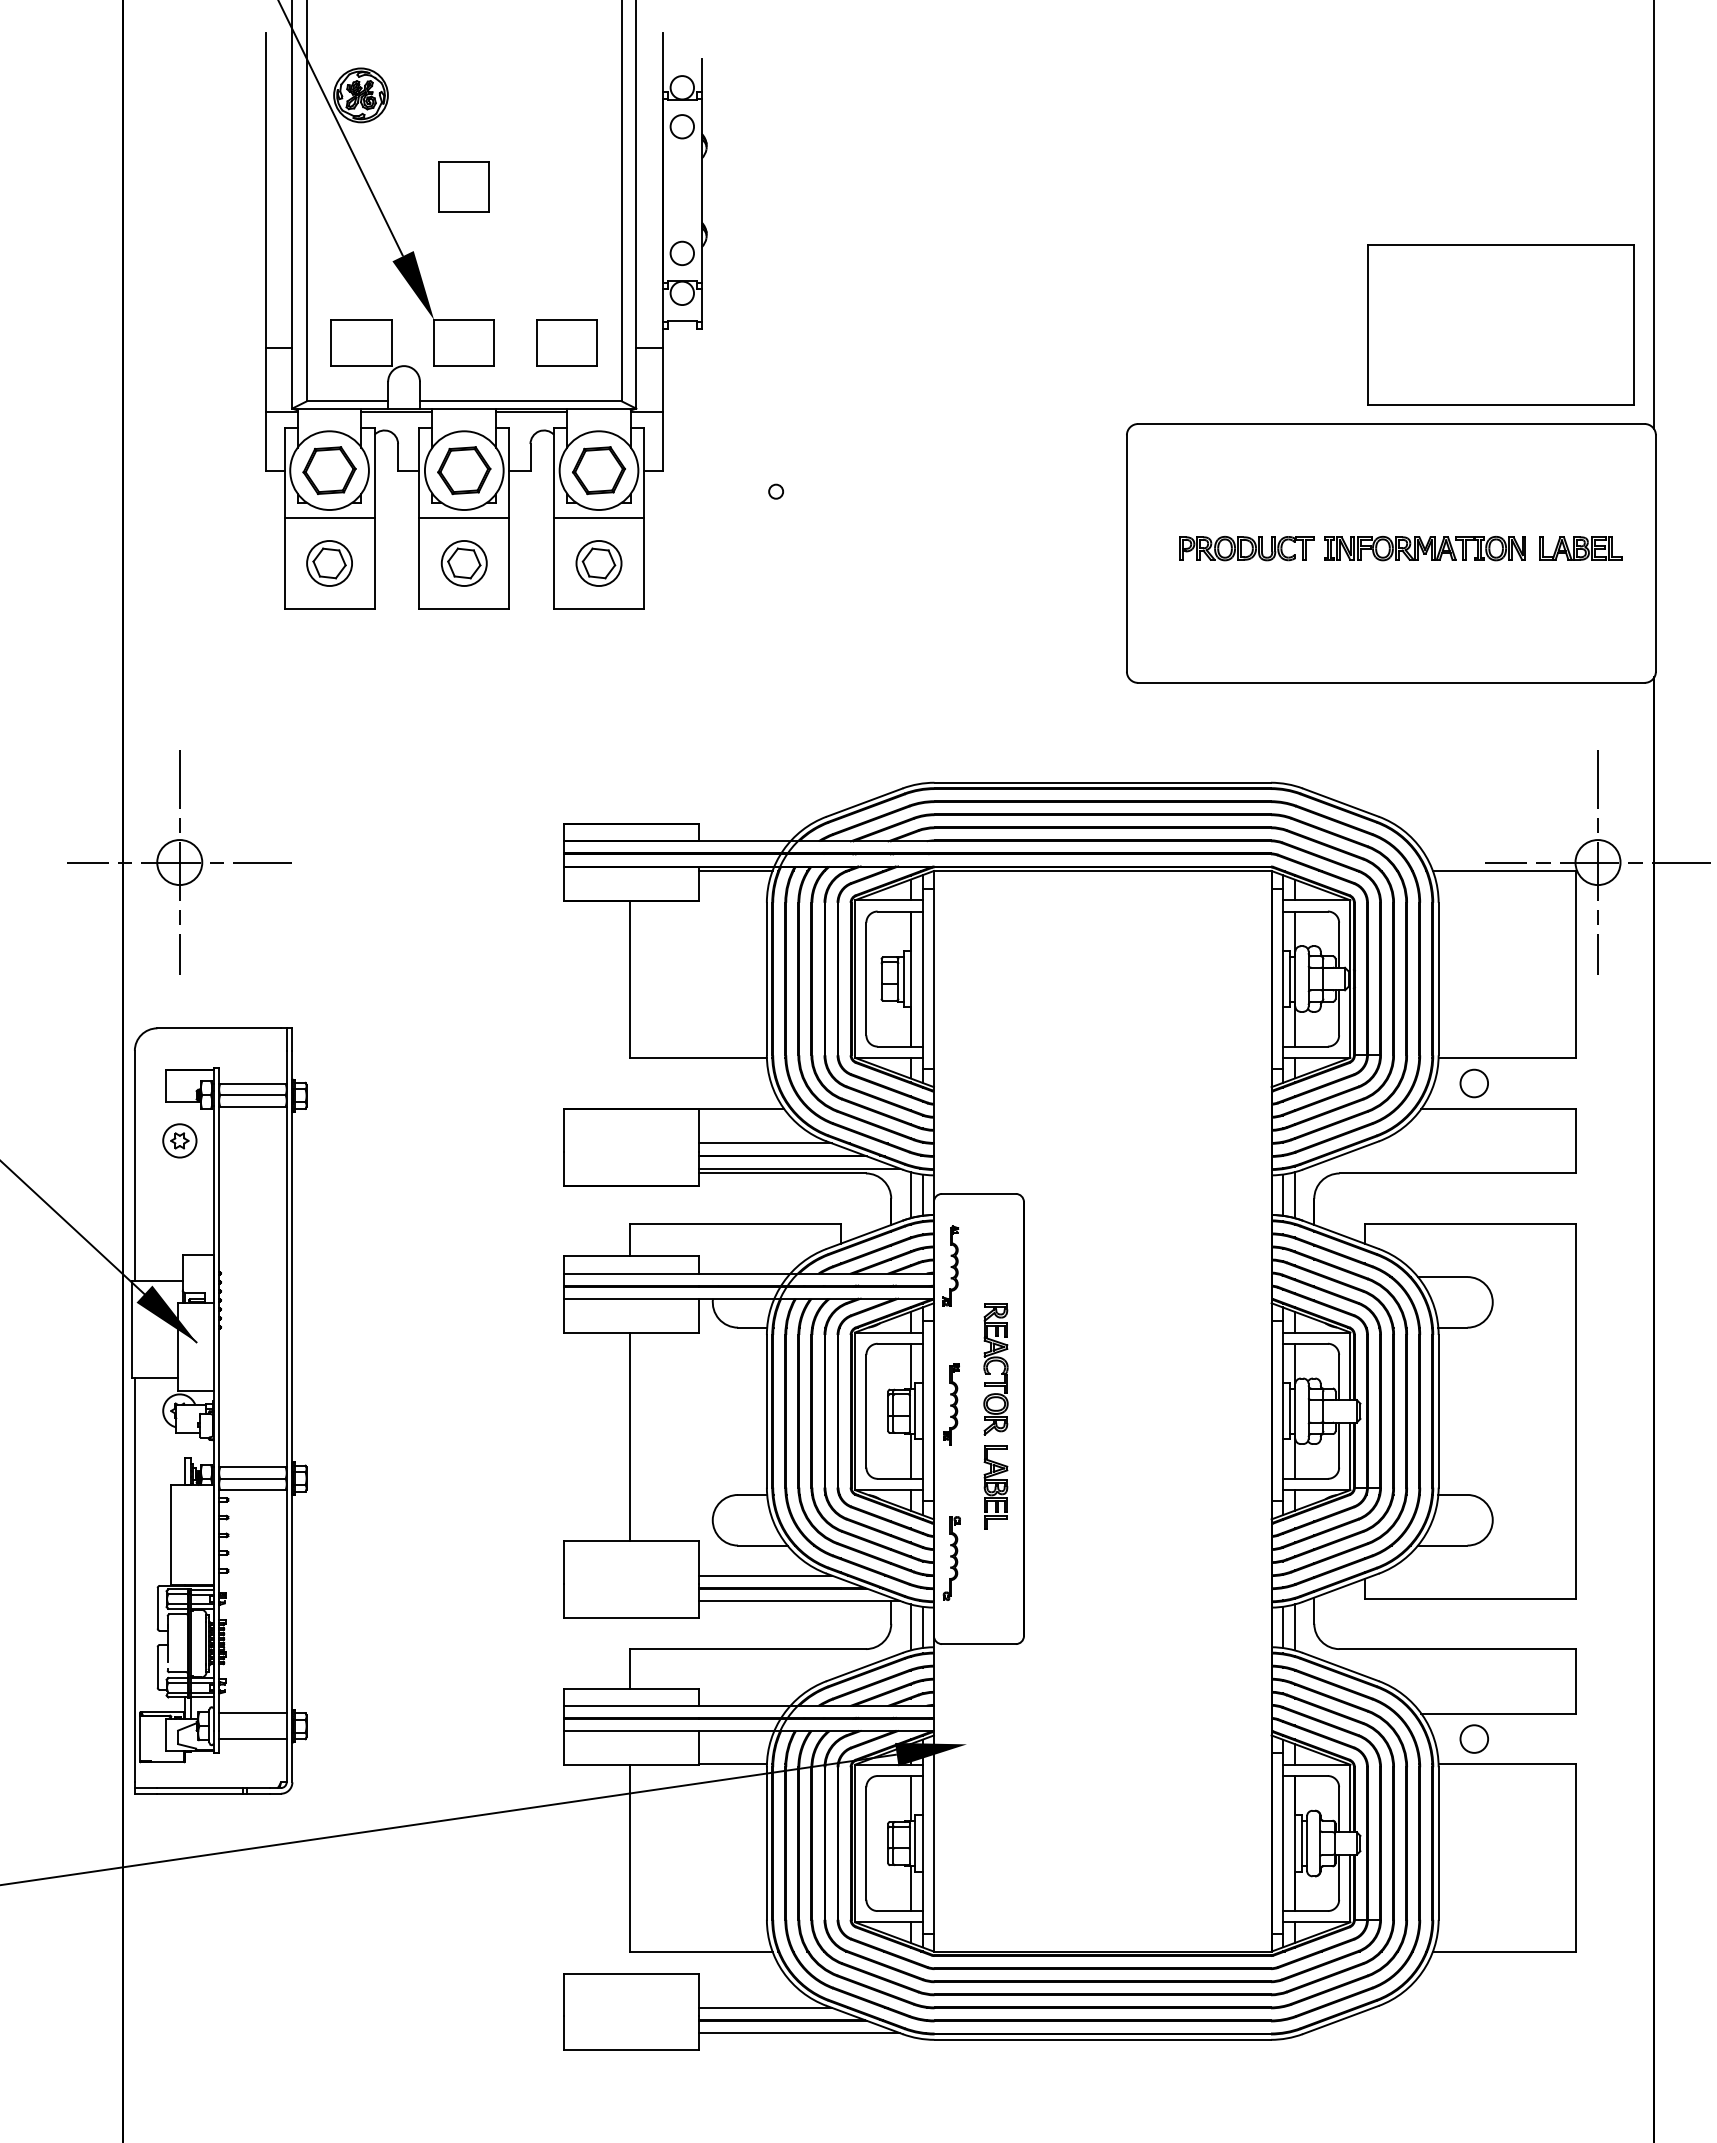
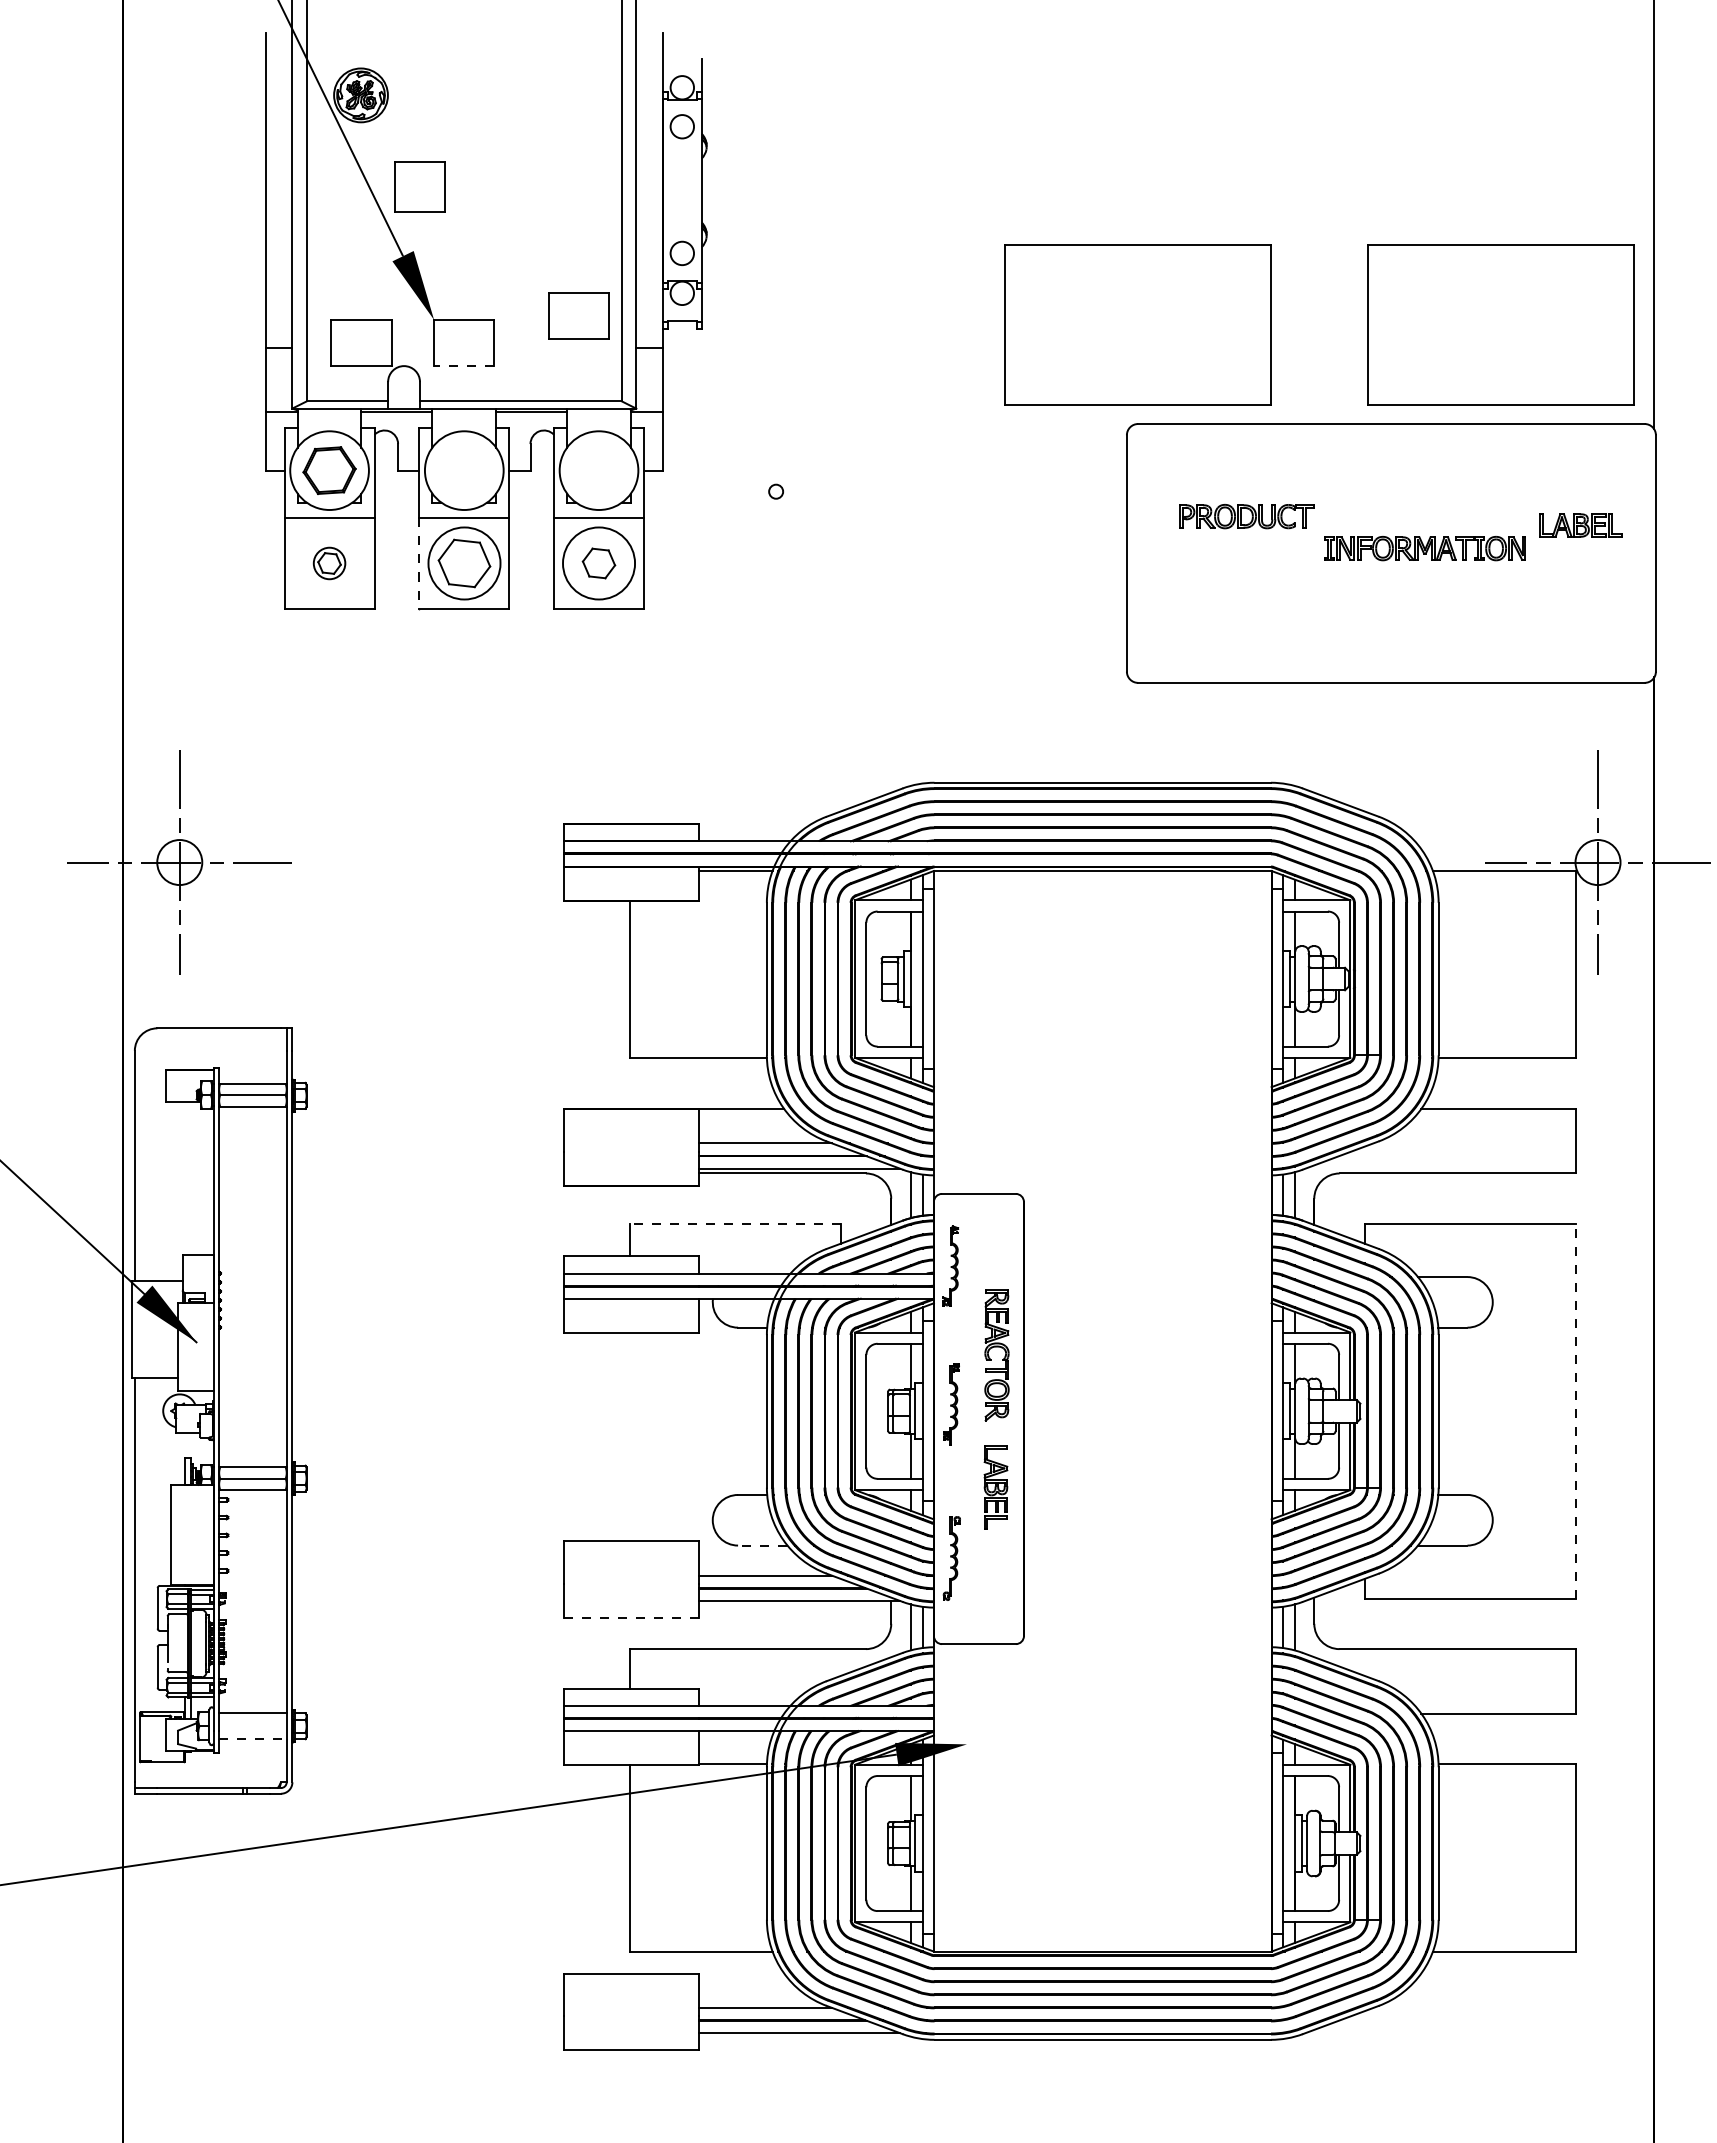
part position: (463, 186) -> (419, 186) (419, 186)
part: none -> present (1137, 324)
part position: (566, 342) -> (578, 315) (578, 315)
line: solid -> dashed (463, 366)
part: present -> none (464, 470)
part: present -> none (598, 470)
part position: (1246, 548) -> (1246, 516) (1246, 516)
part position: (1580, 548) -> (1580, 525) (1580, 525)
part size: 47x47 px -> 35x35 px (329, 563)
line: solid -> dashed (419, 563)
part size: 48x47 px -> 75x75 px (464, 563)
circle diameter: 45 px -> 72 px (599, 563)
circle: present -> none (1473, 1083)
part: present -> none (179, 1140)
line: solid -> dashed (734, 1224)
part position: (990, 1373) -> (991, 1359) (991, 1359)
line: solid -> dashed (1575, 1410)
line: present -> none (630, 1436)
line: solid -> dashed (762, 1545)
line: solid -> dashed (631, 1618)
circle: present -> none (1473, 1738)
line: solid -> dashed (252, 1739)
